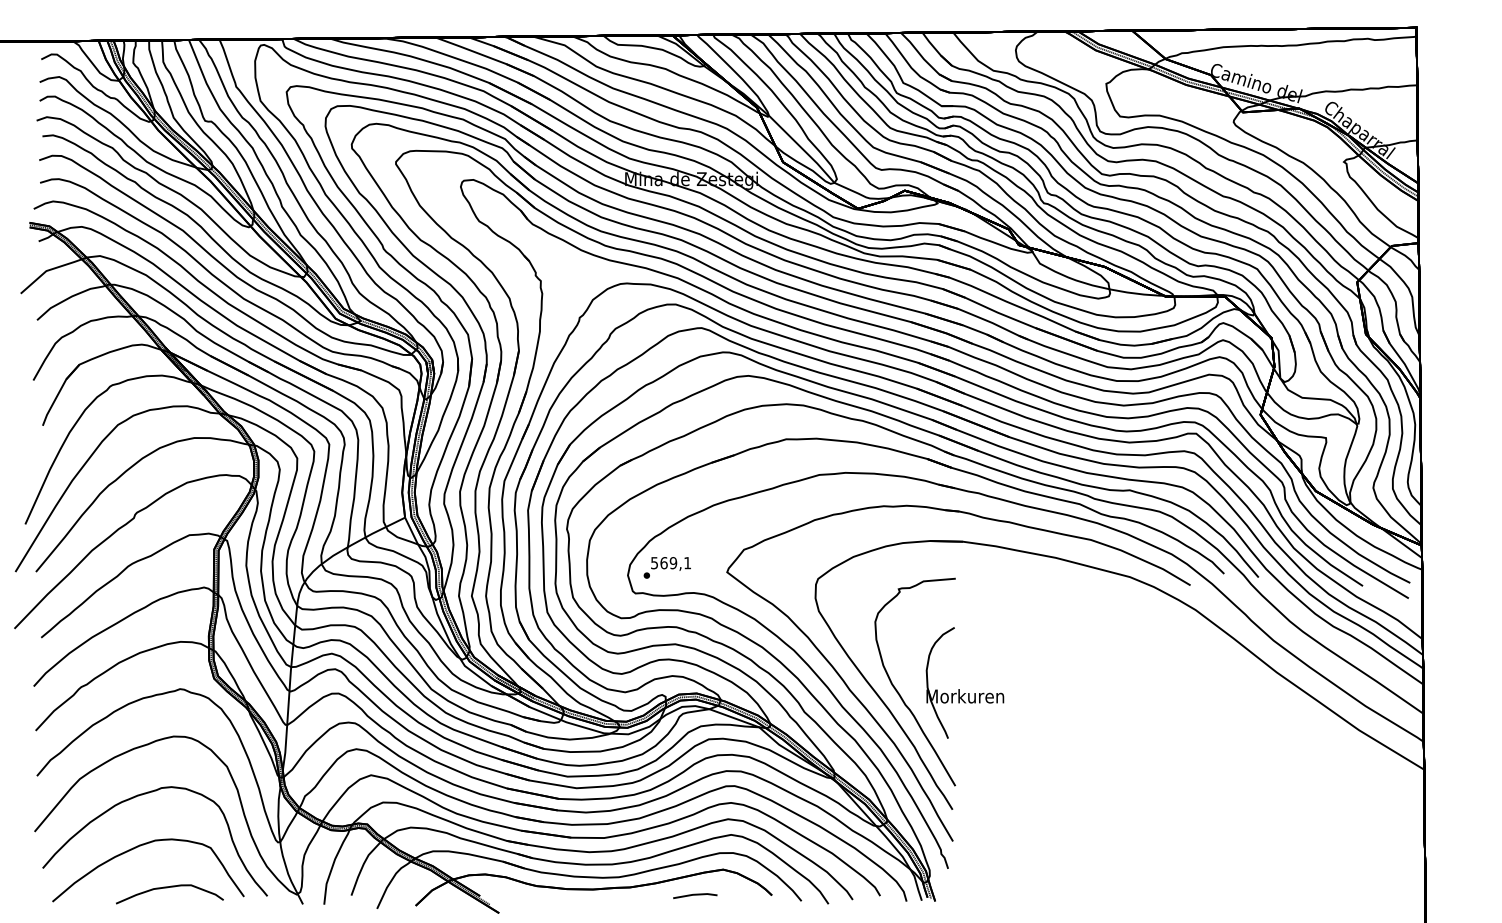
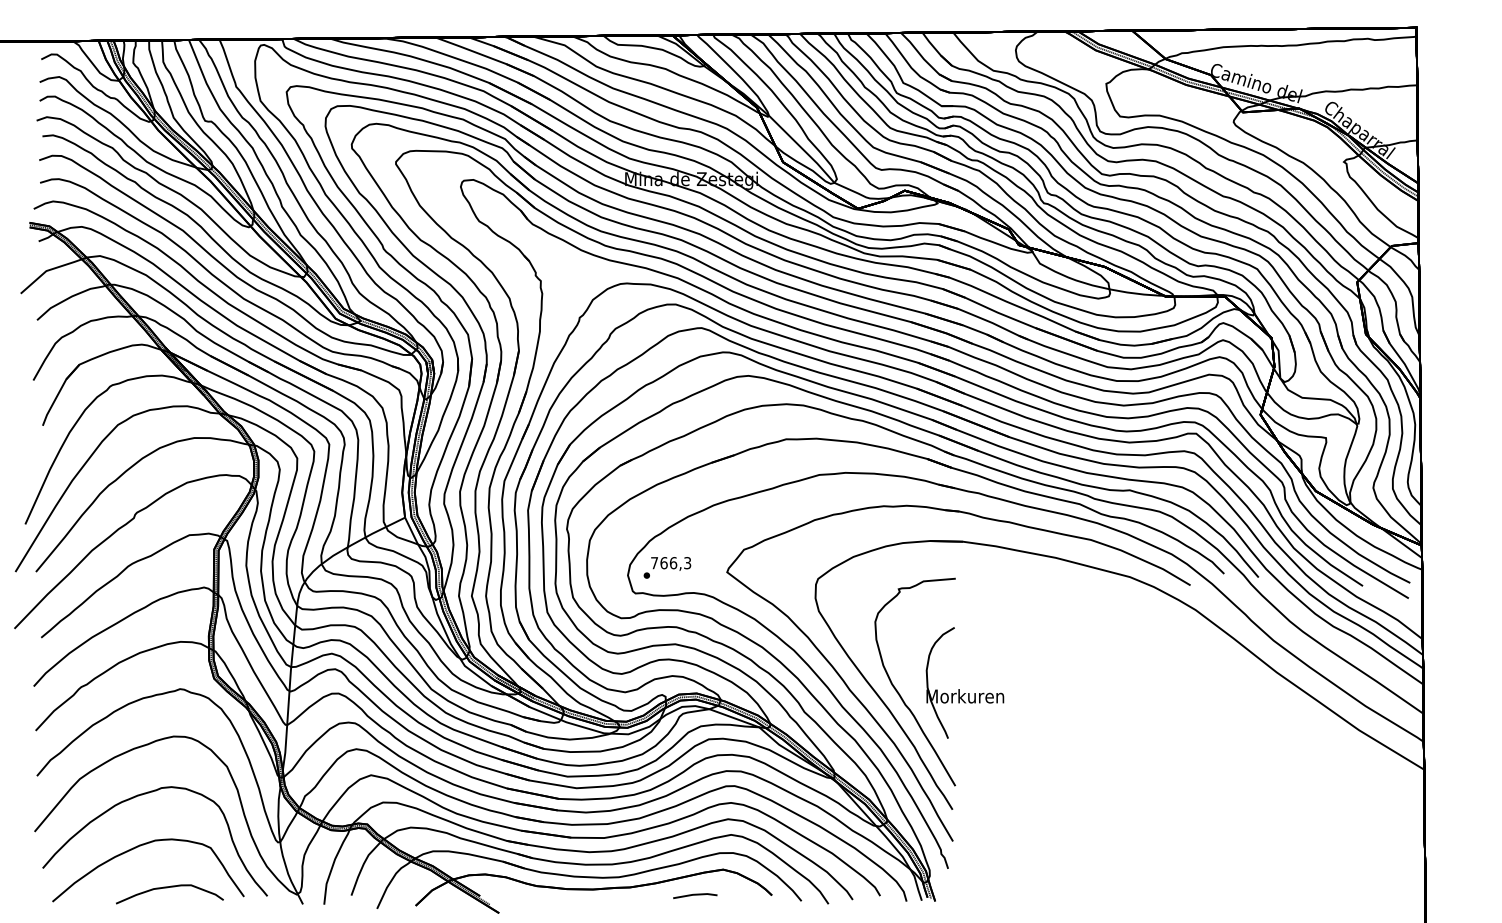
text: 569,1 -> 766,3 (671, 563)
